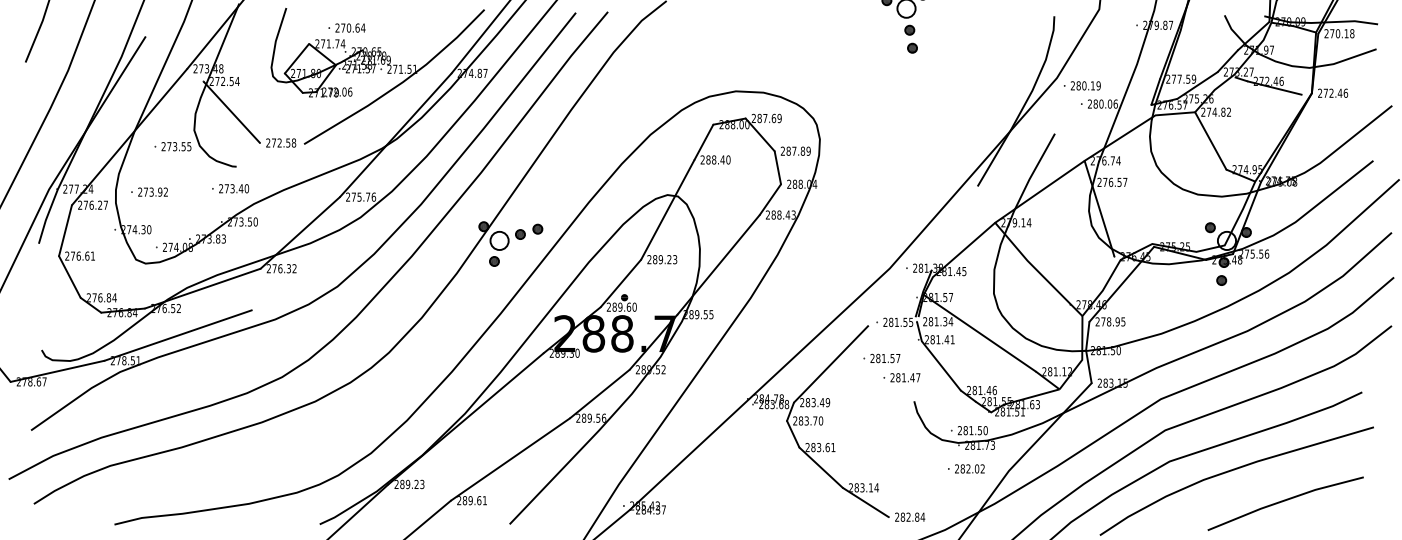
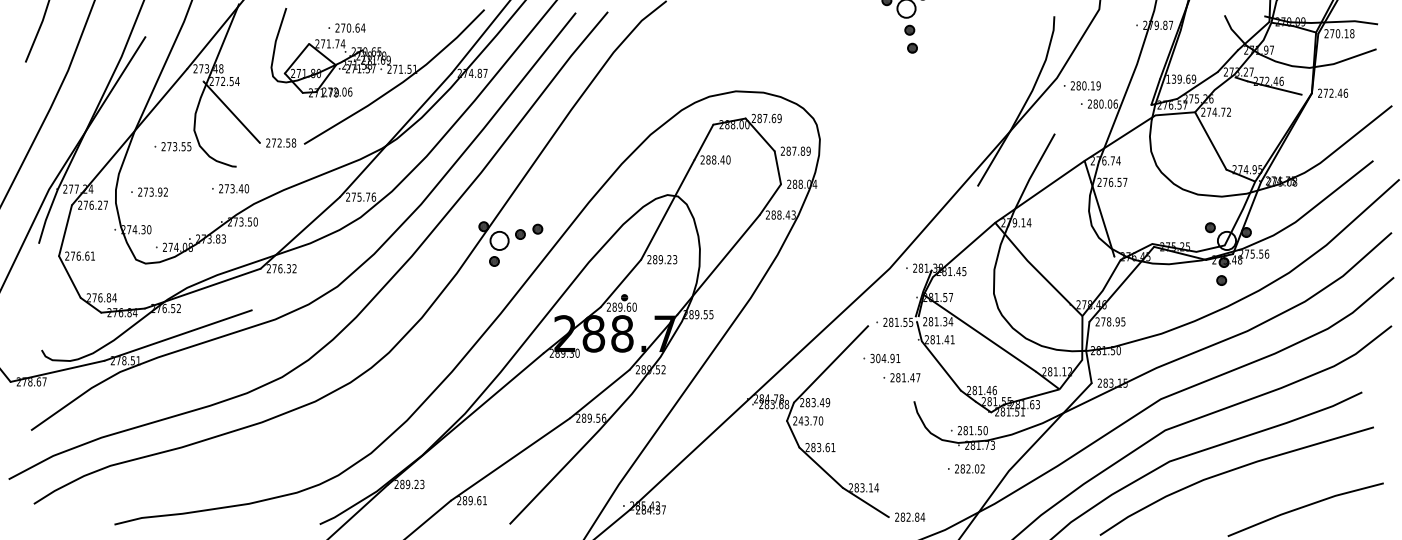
text: 277.59 -> 139.69 (1178, 78)
text: 274.82 -> 274.72 (1223, 111)
text: 281.57 -> 304.91 (885, 358)
text: 283.70 -> 243.70 (800, 420)
line position: (1285, 501) -> (1305, 507) (1305, 507)
